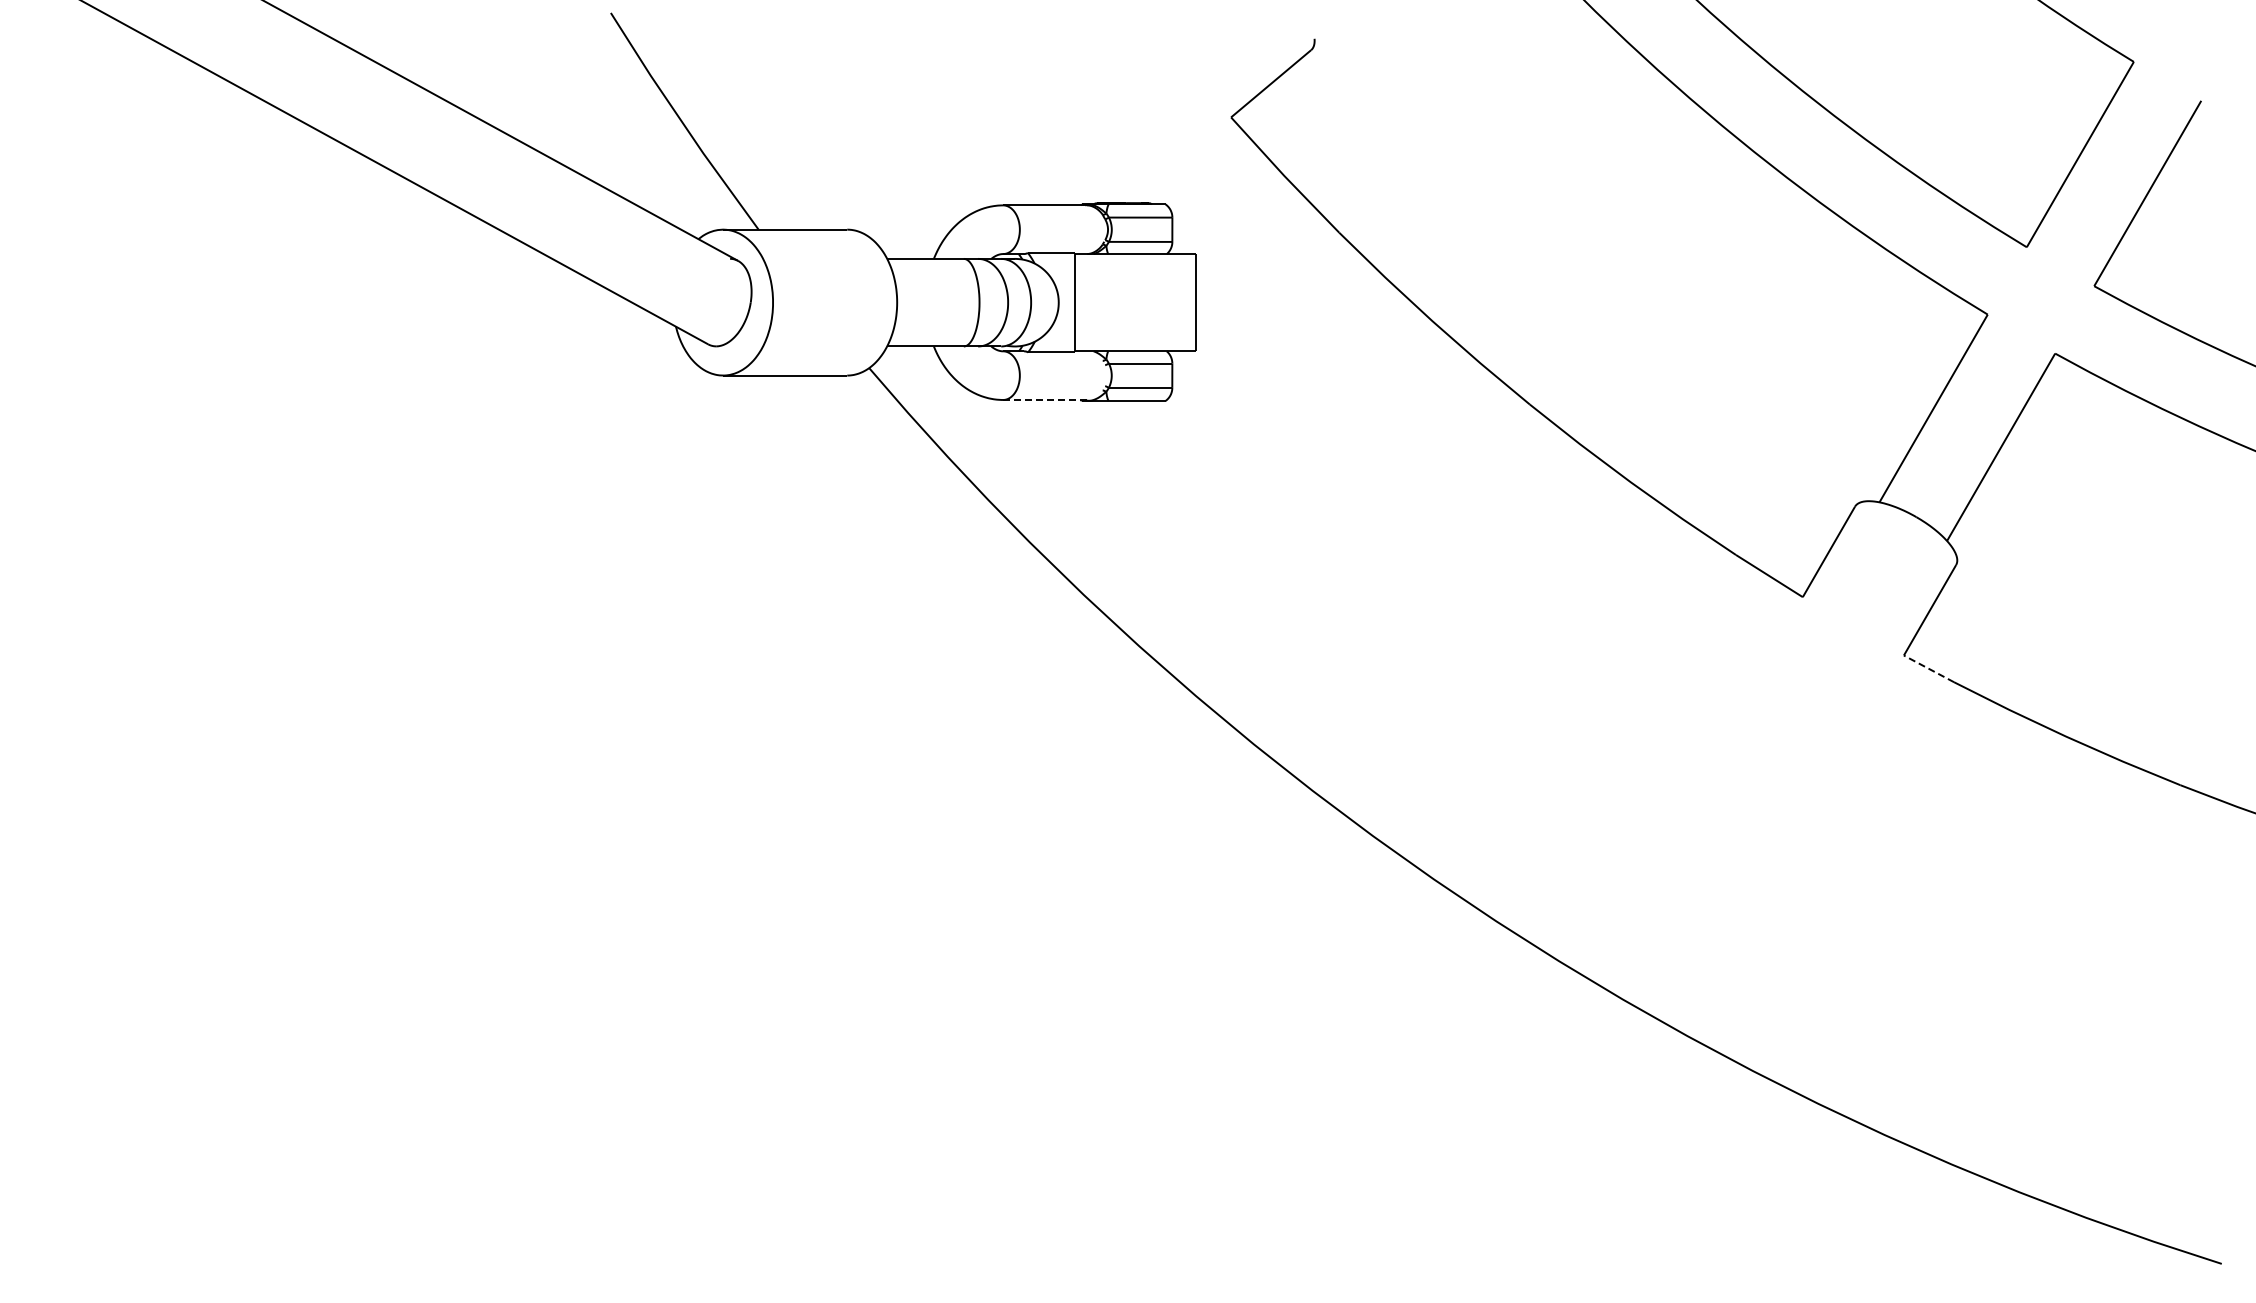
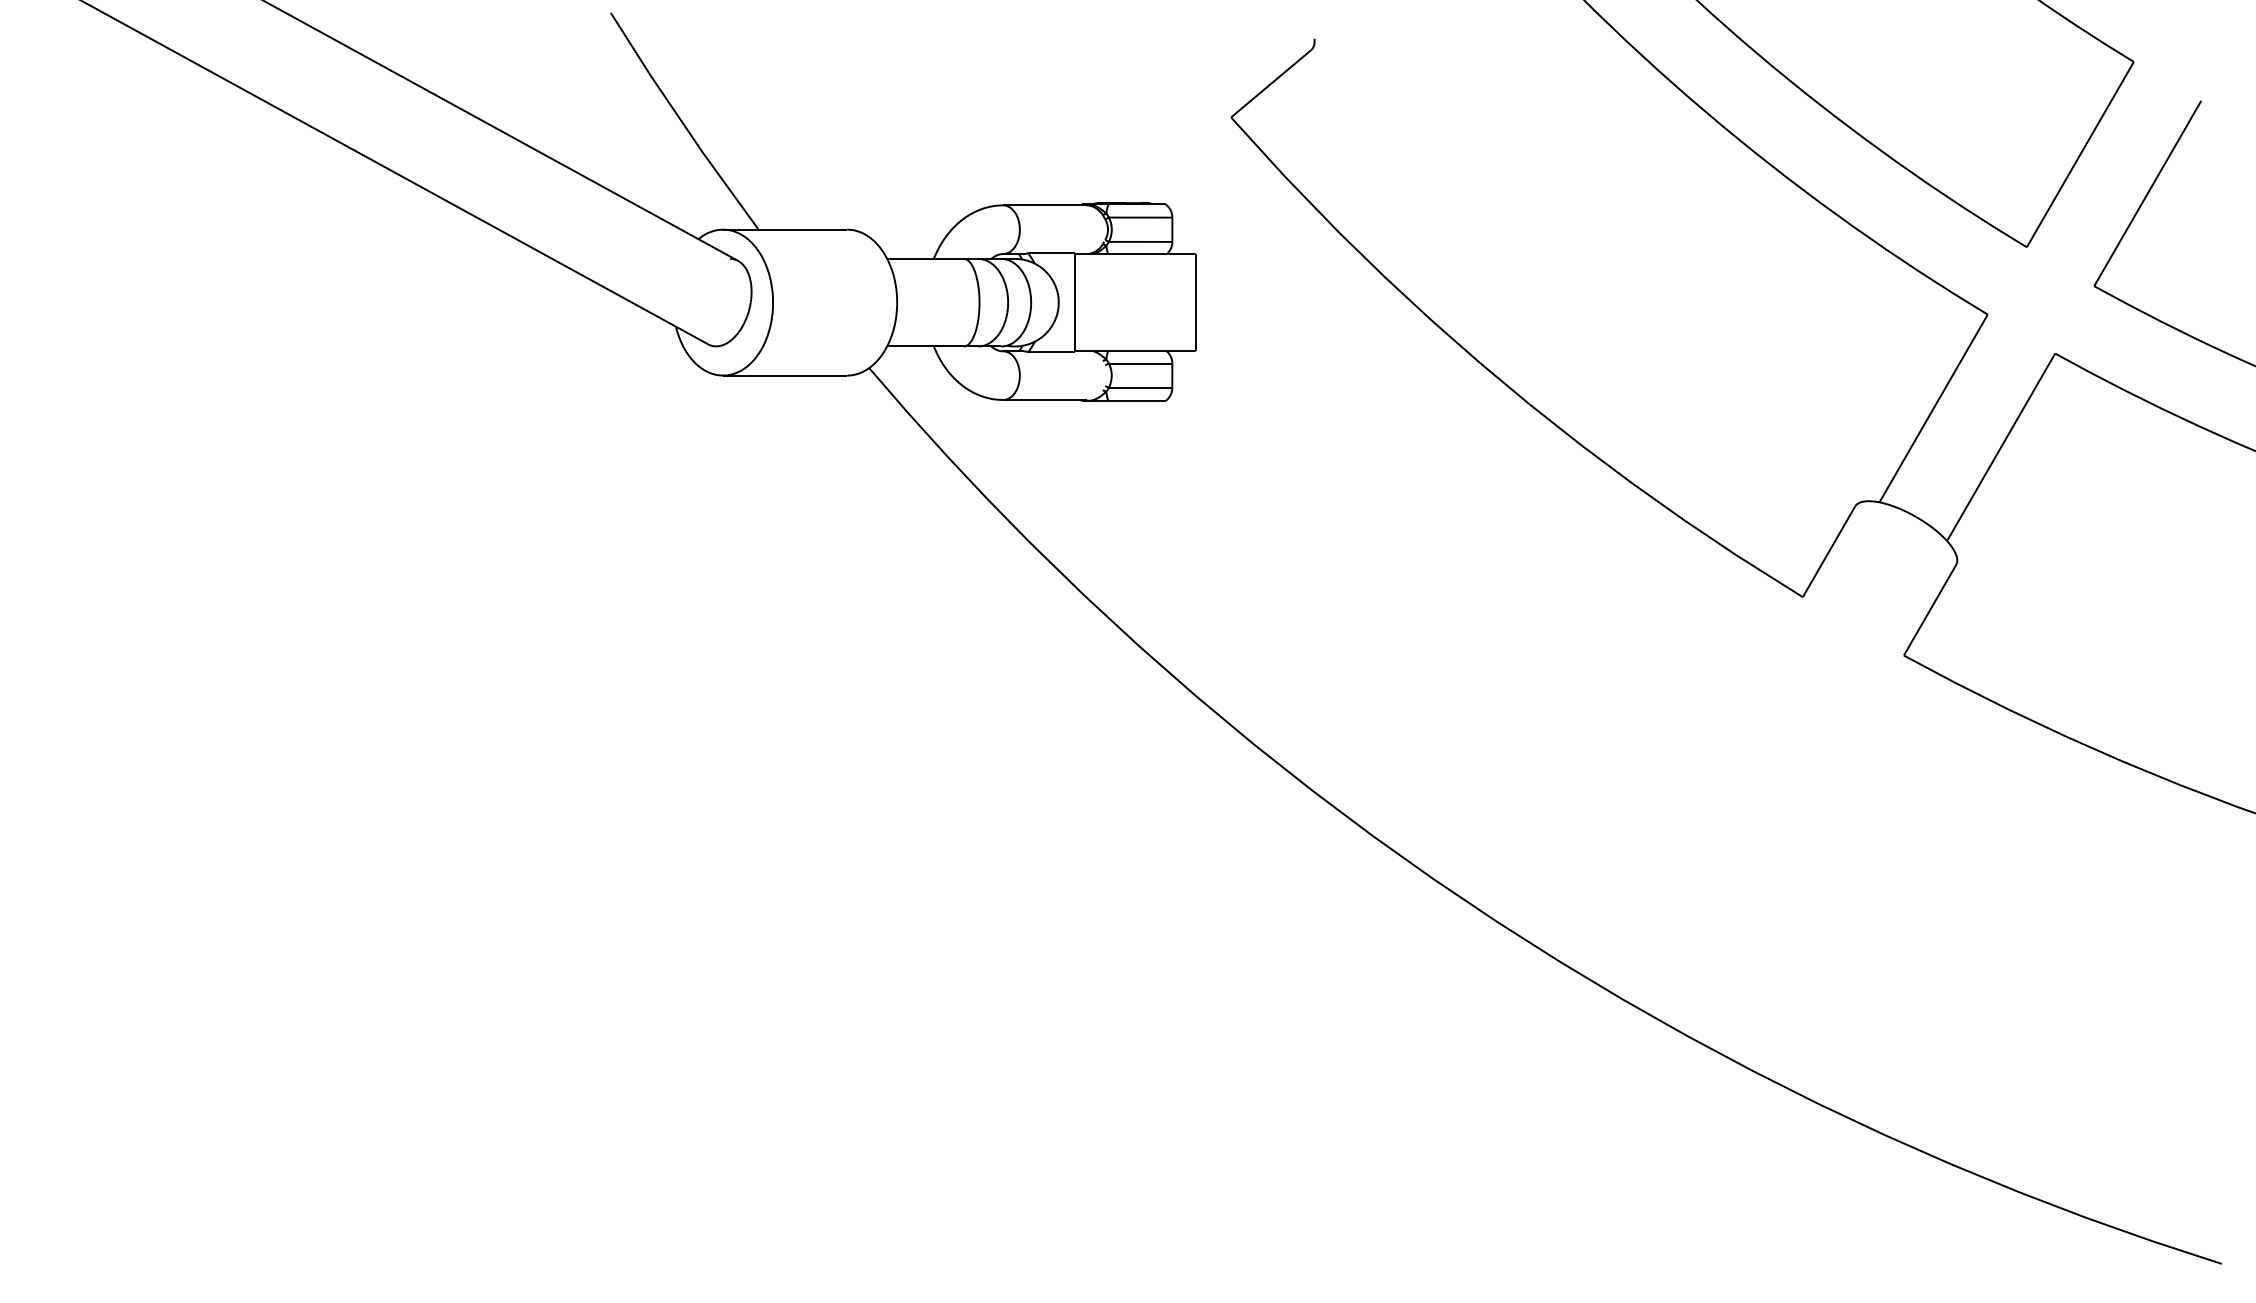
line: dashed -> solid (1044, 399)
line: dashed -> solid (1928, 668)
